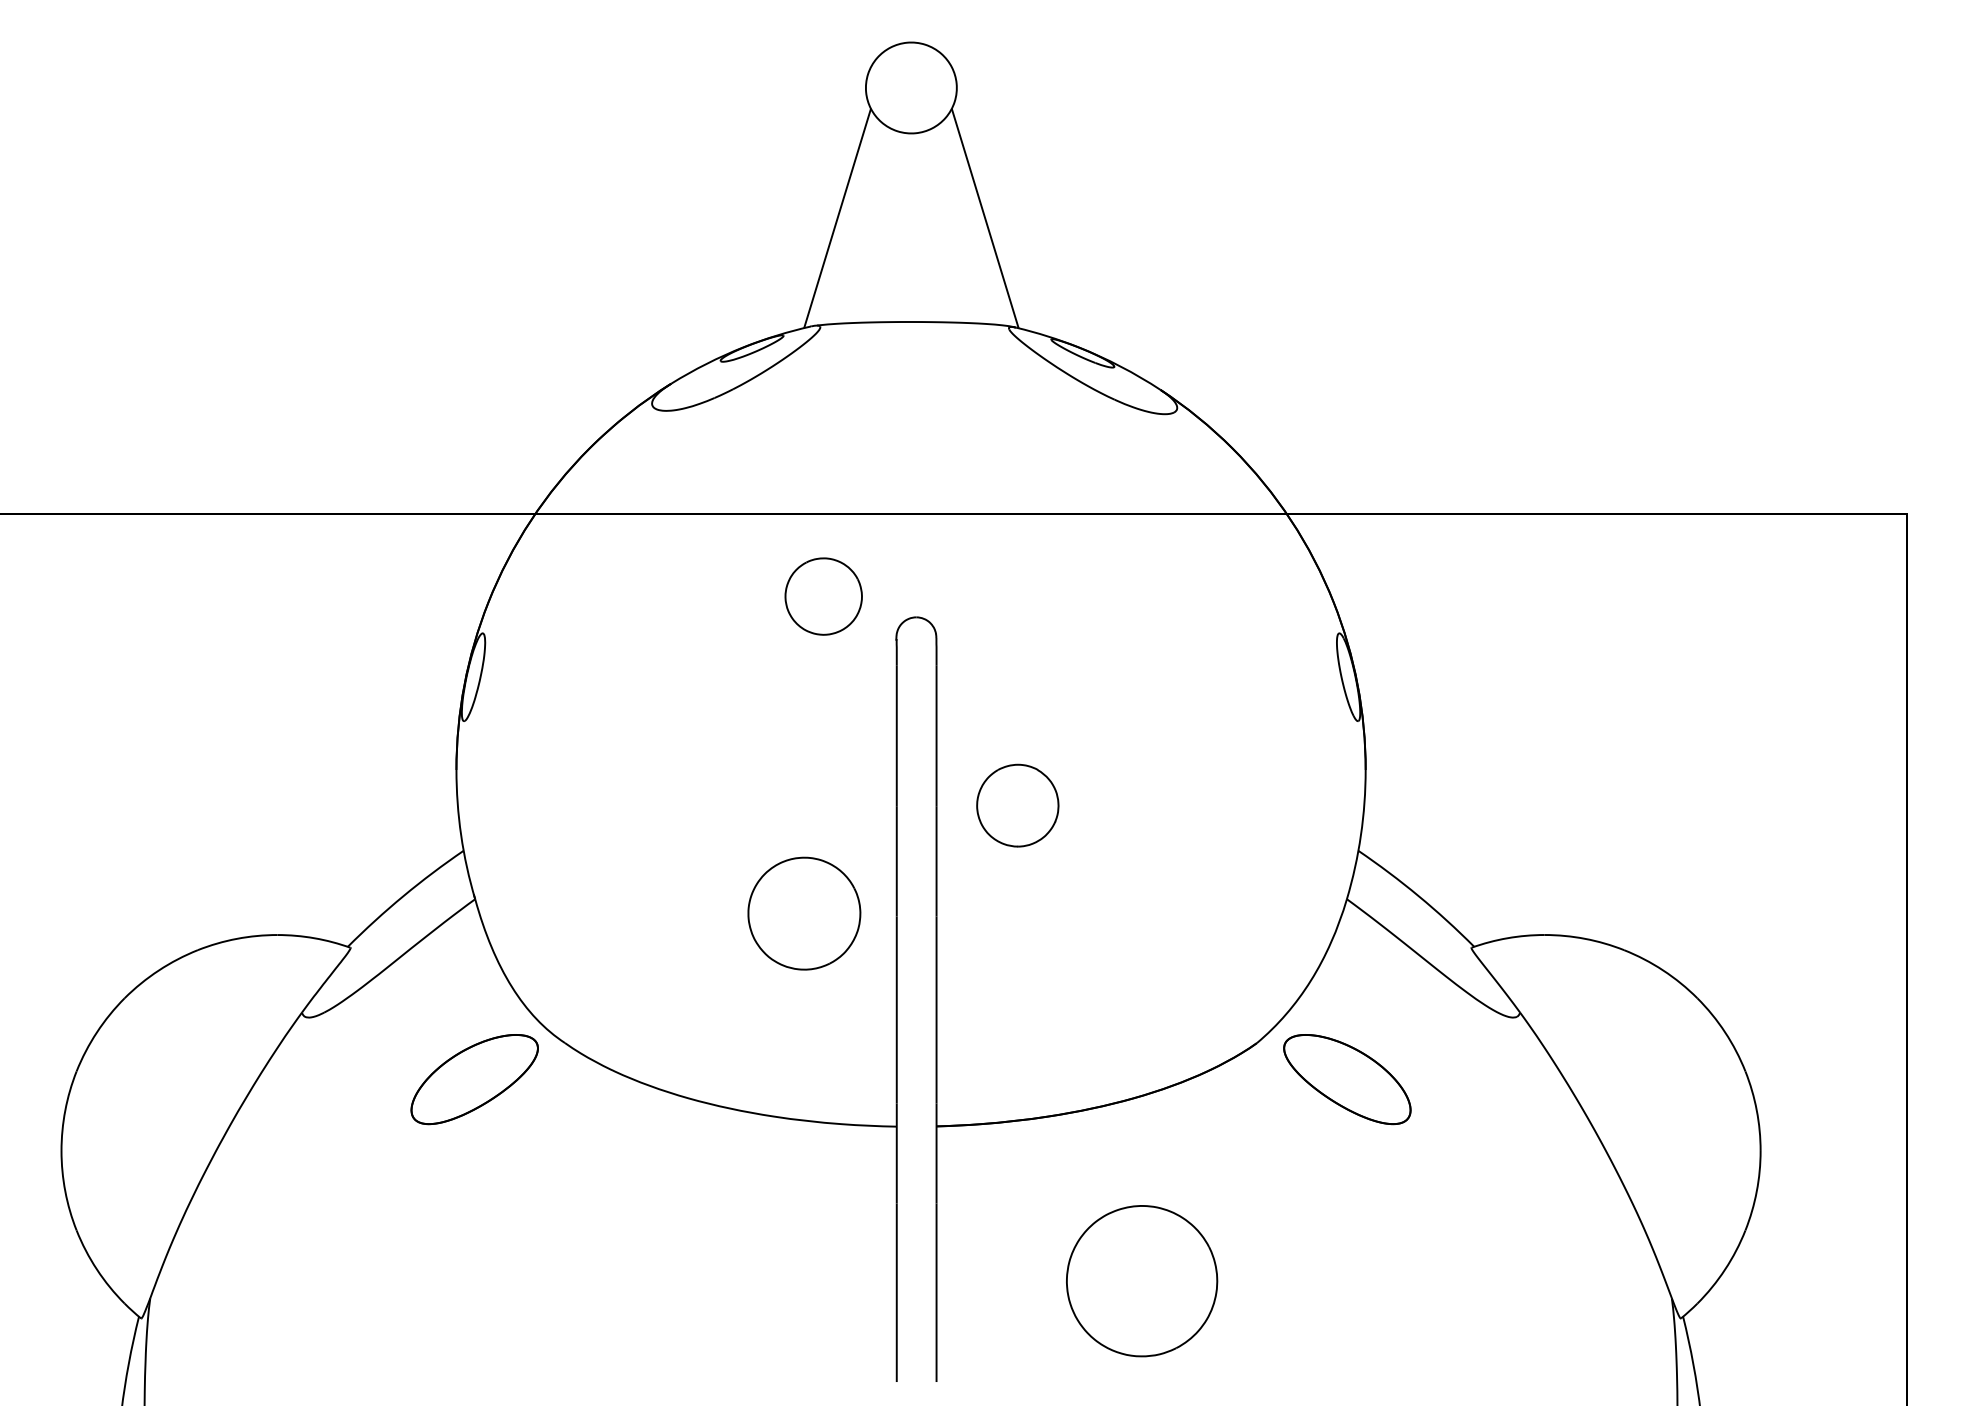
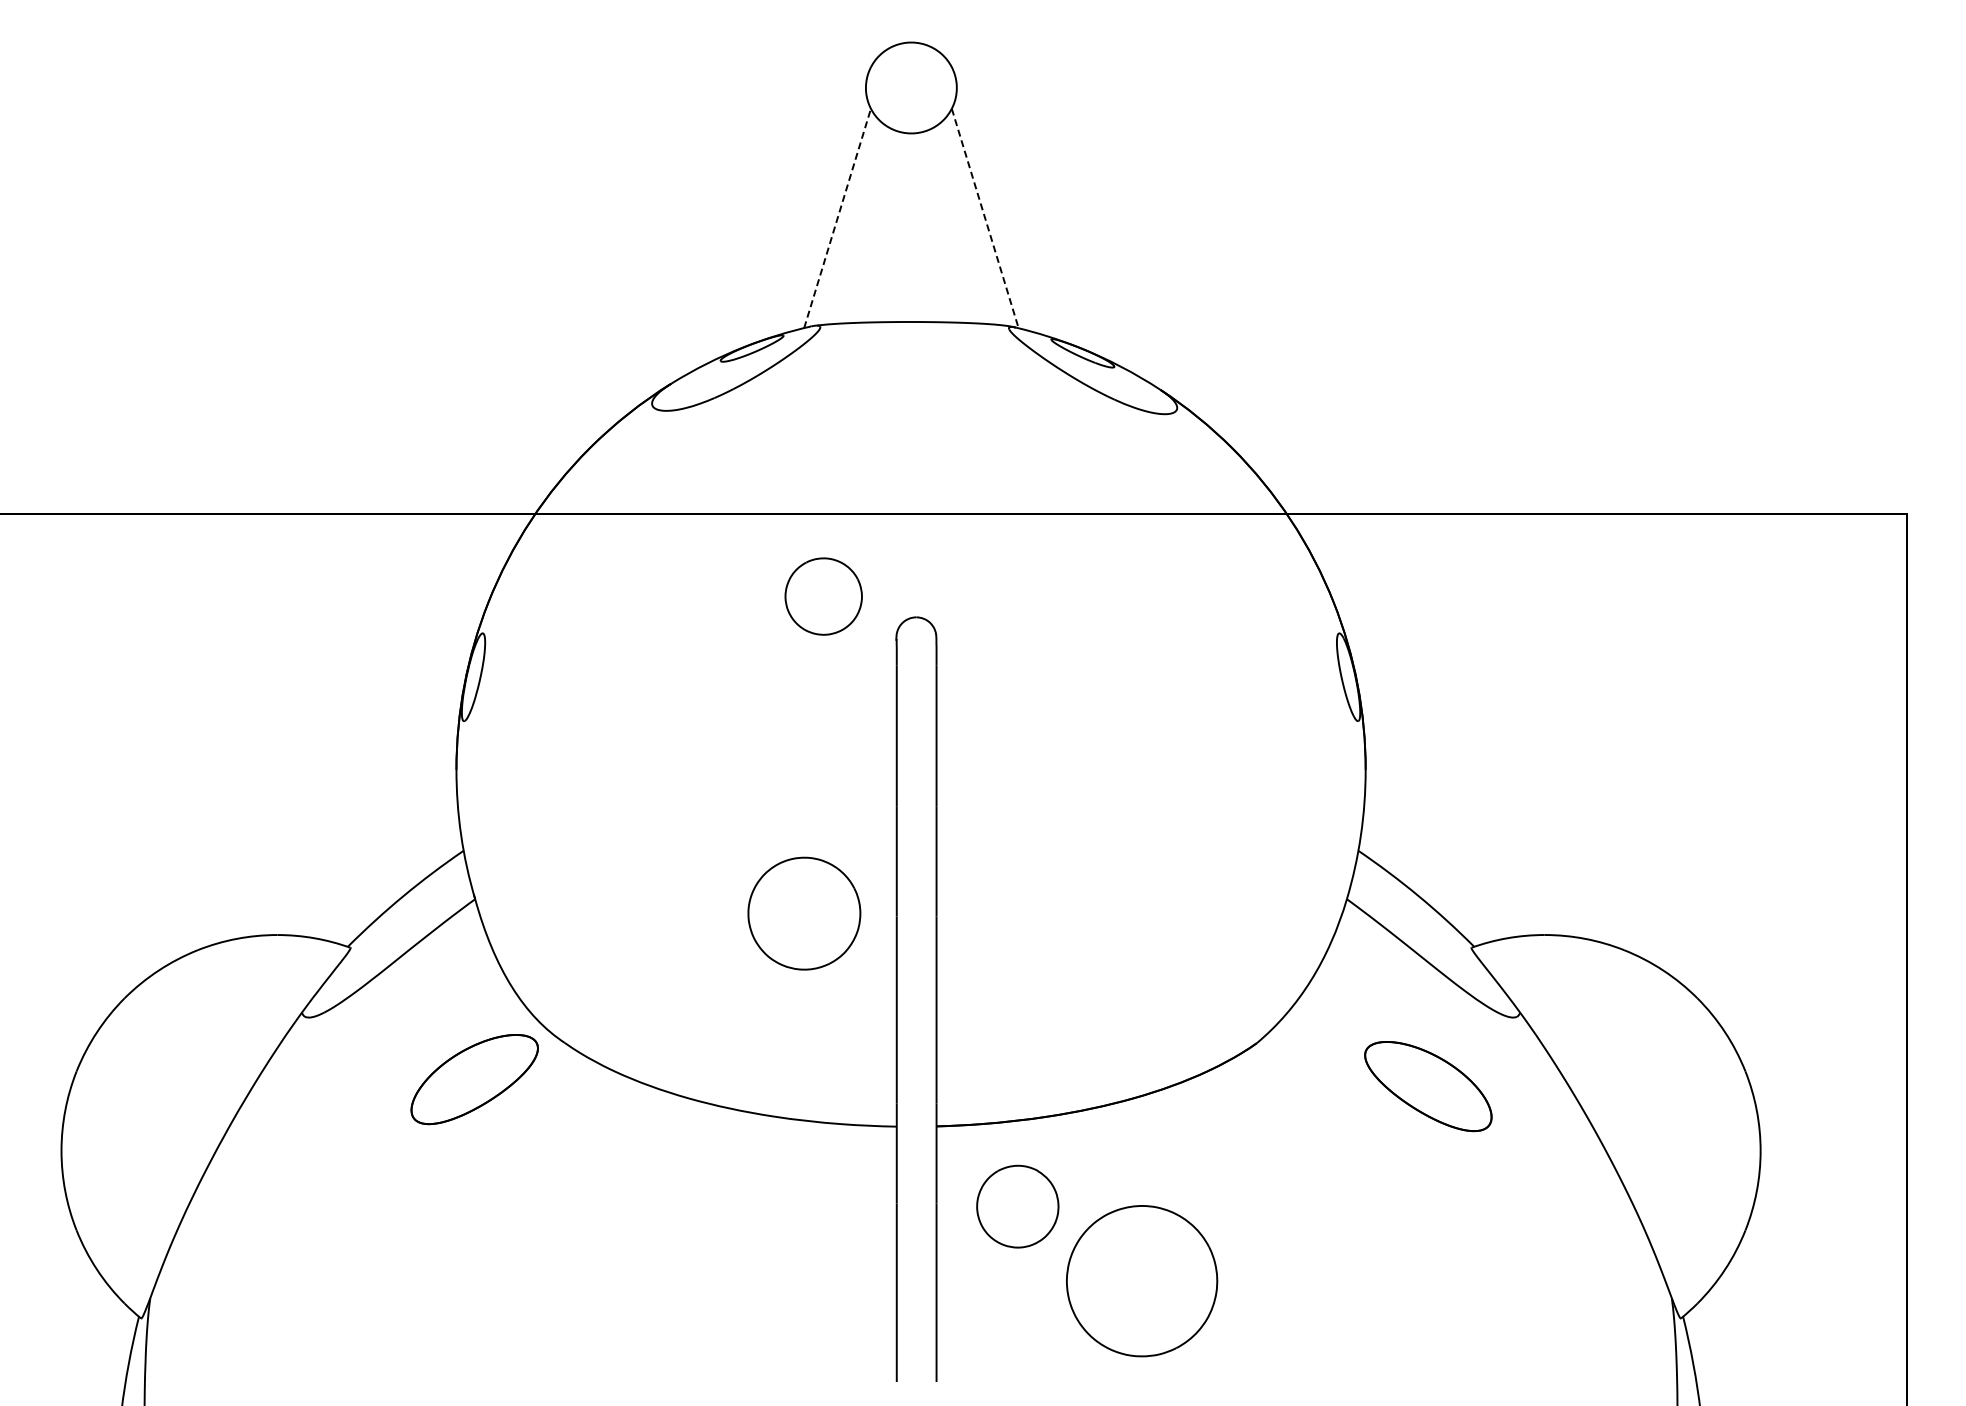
line: solid -> dashed (837, 218)
line: solid -> dashed (985, 218)
part position: (1017, 805) -> (1017, 1206) (1017, 1206)
part position: (1347, 1079) -> (1428, 1086) (1428, 1086)
